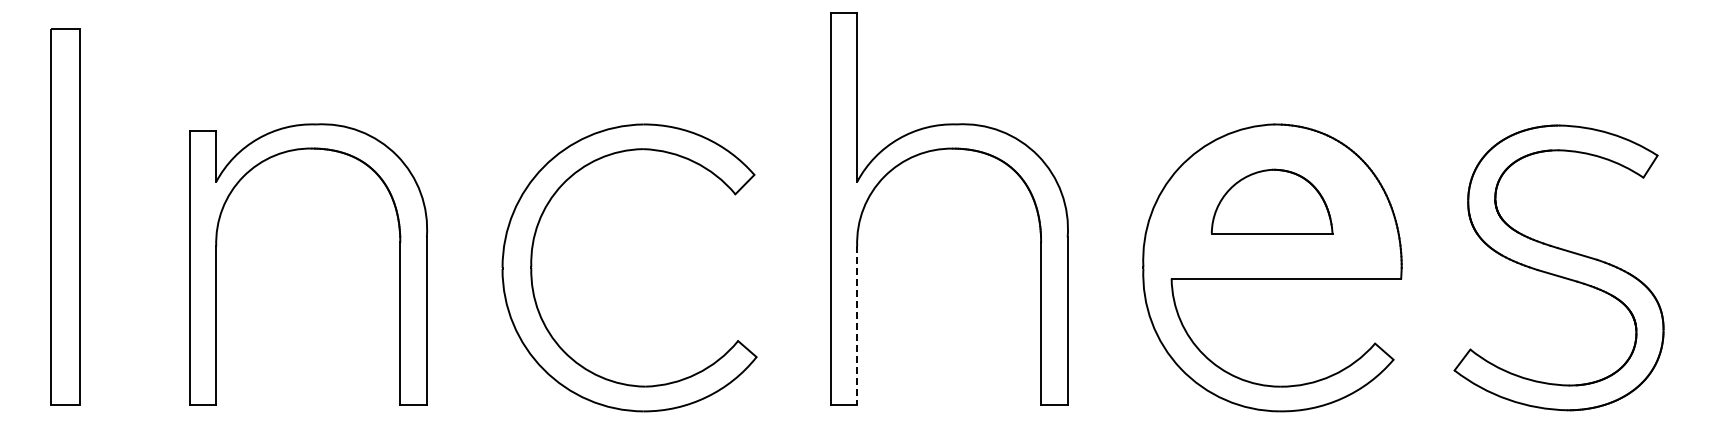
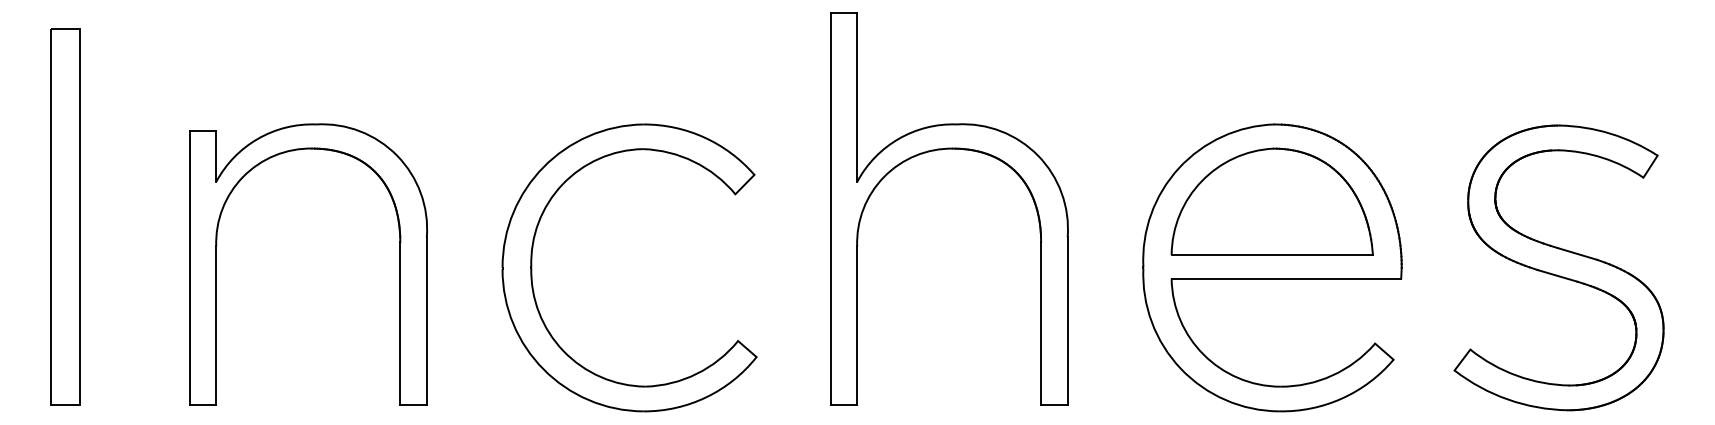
part size: 124x67 px -> 204x109 px (1271, 201)
line: dashed -> solid (857, 326)
